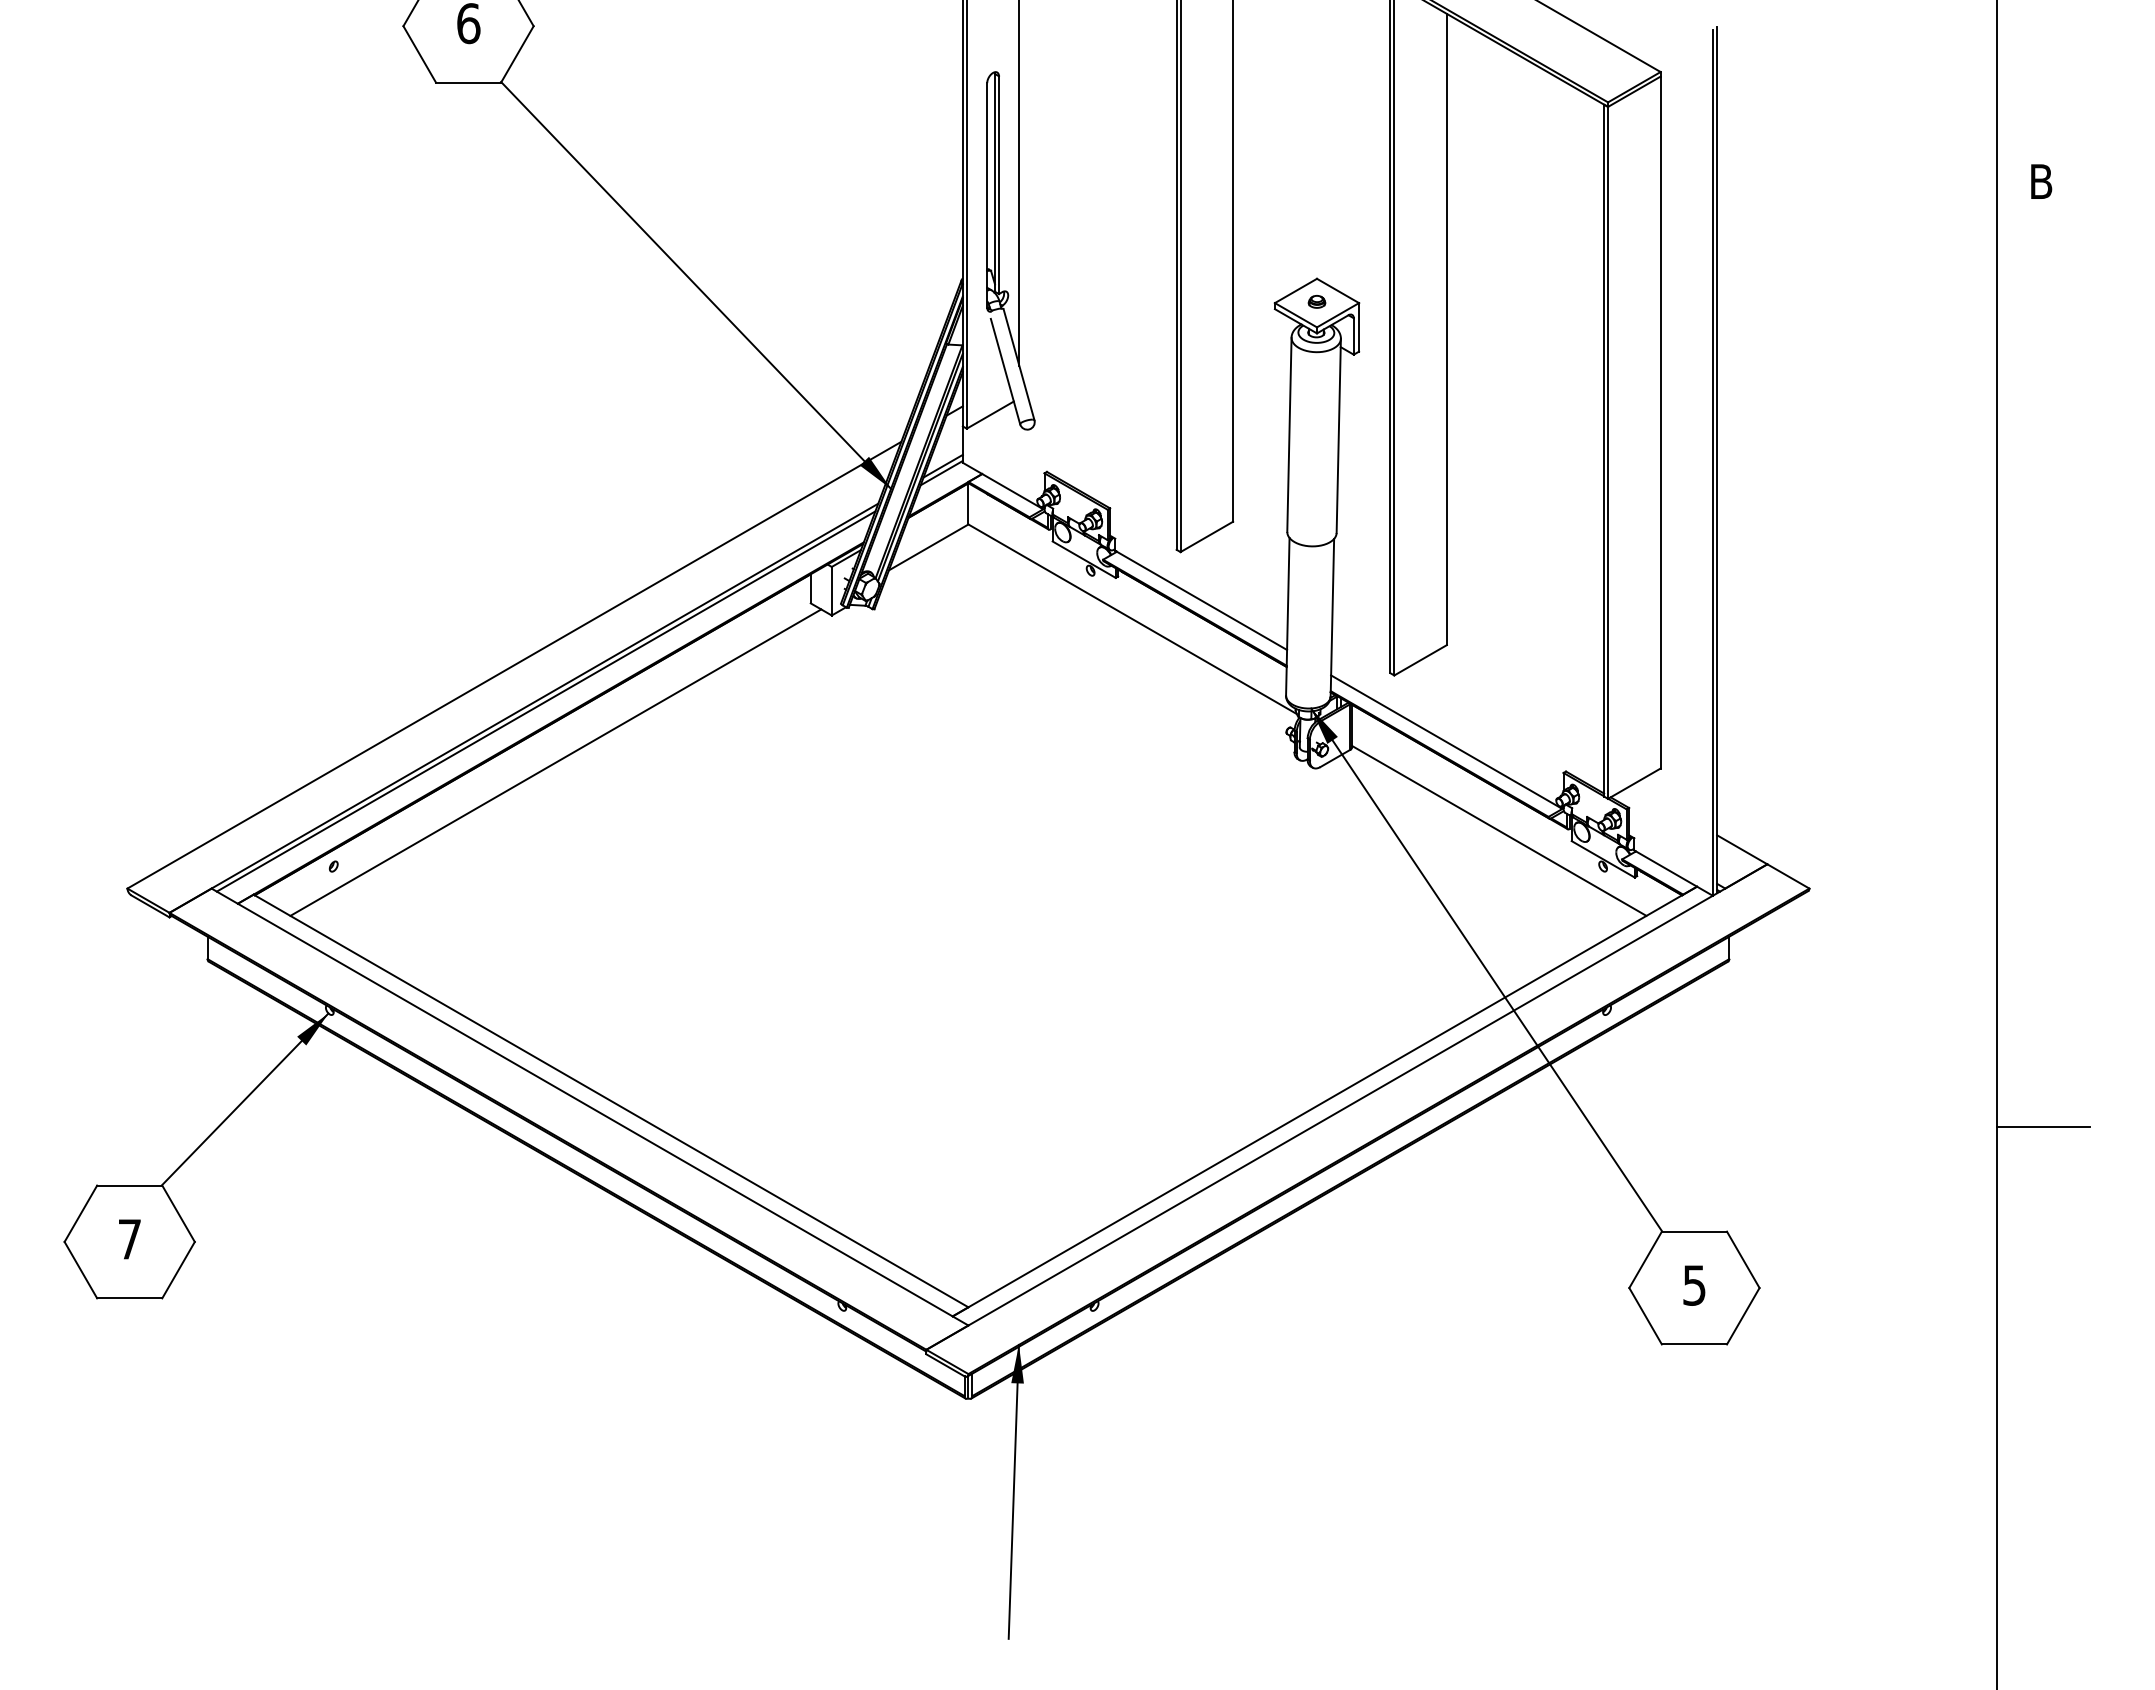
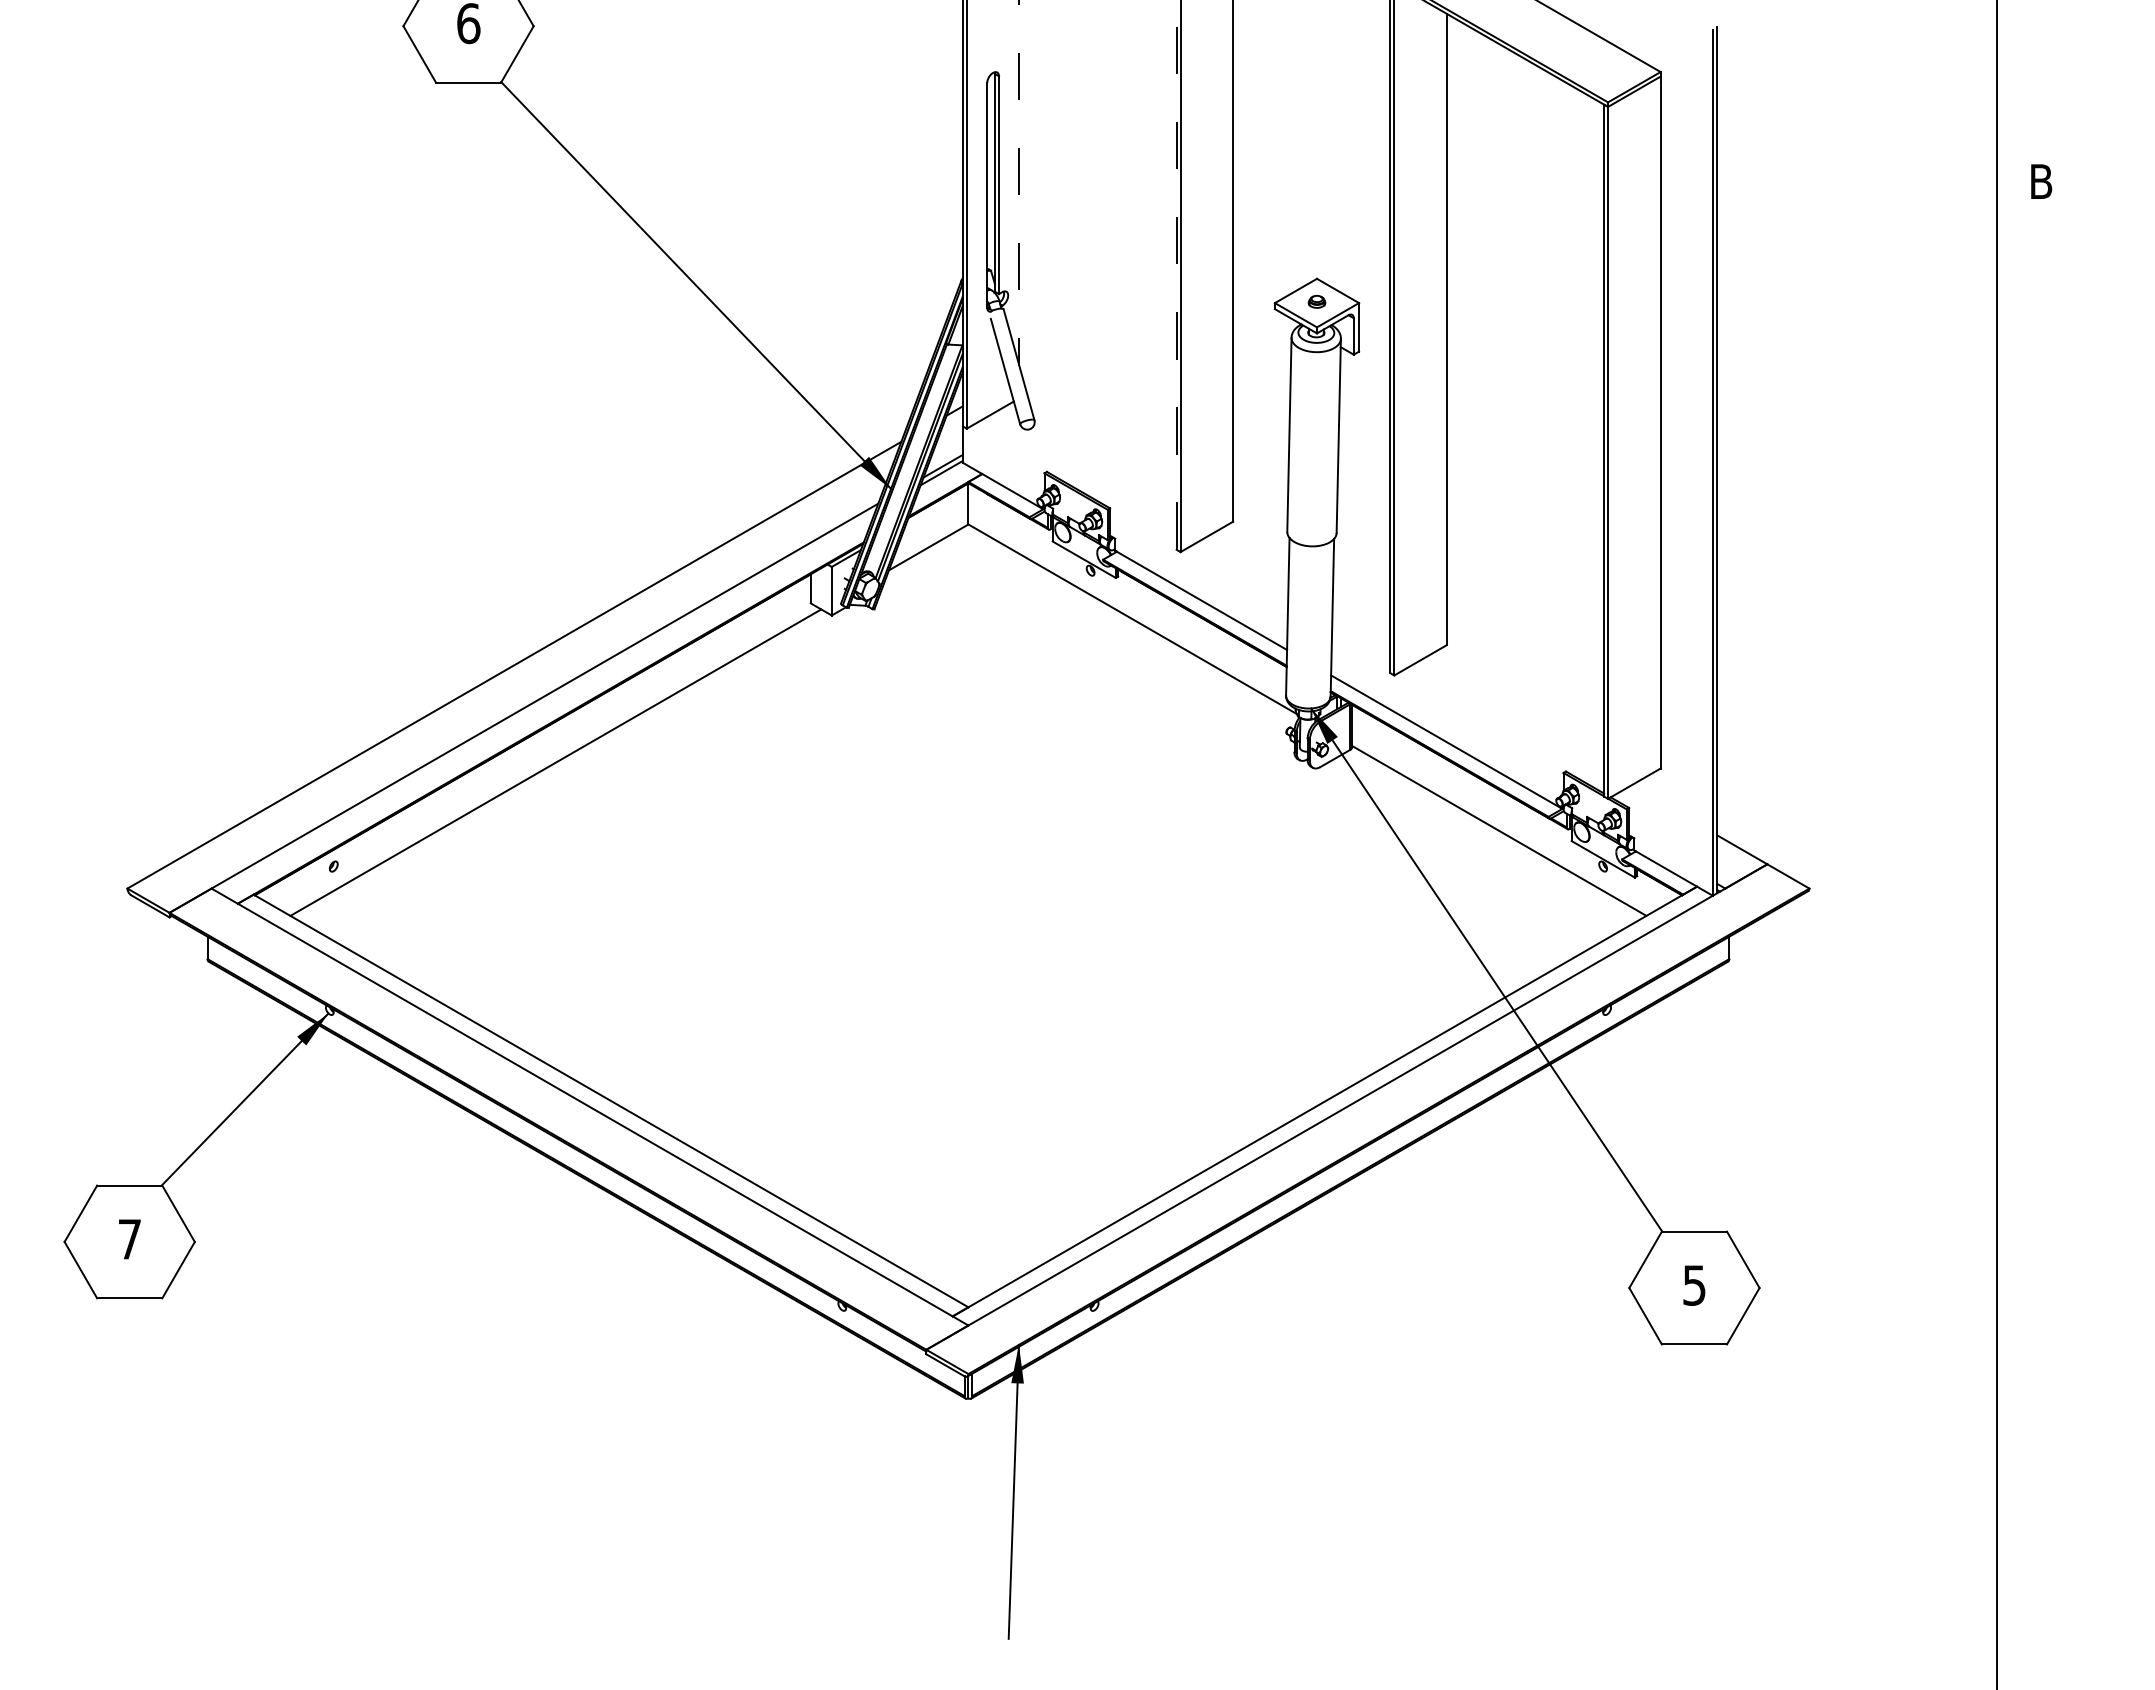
line: solid -> dashed (1019, 183)
line: solid -> dashed (1176, 274)
line: present -> none (545, 701)
line: present -> none (2043, 1126)
